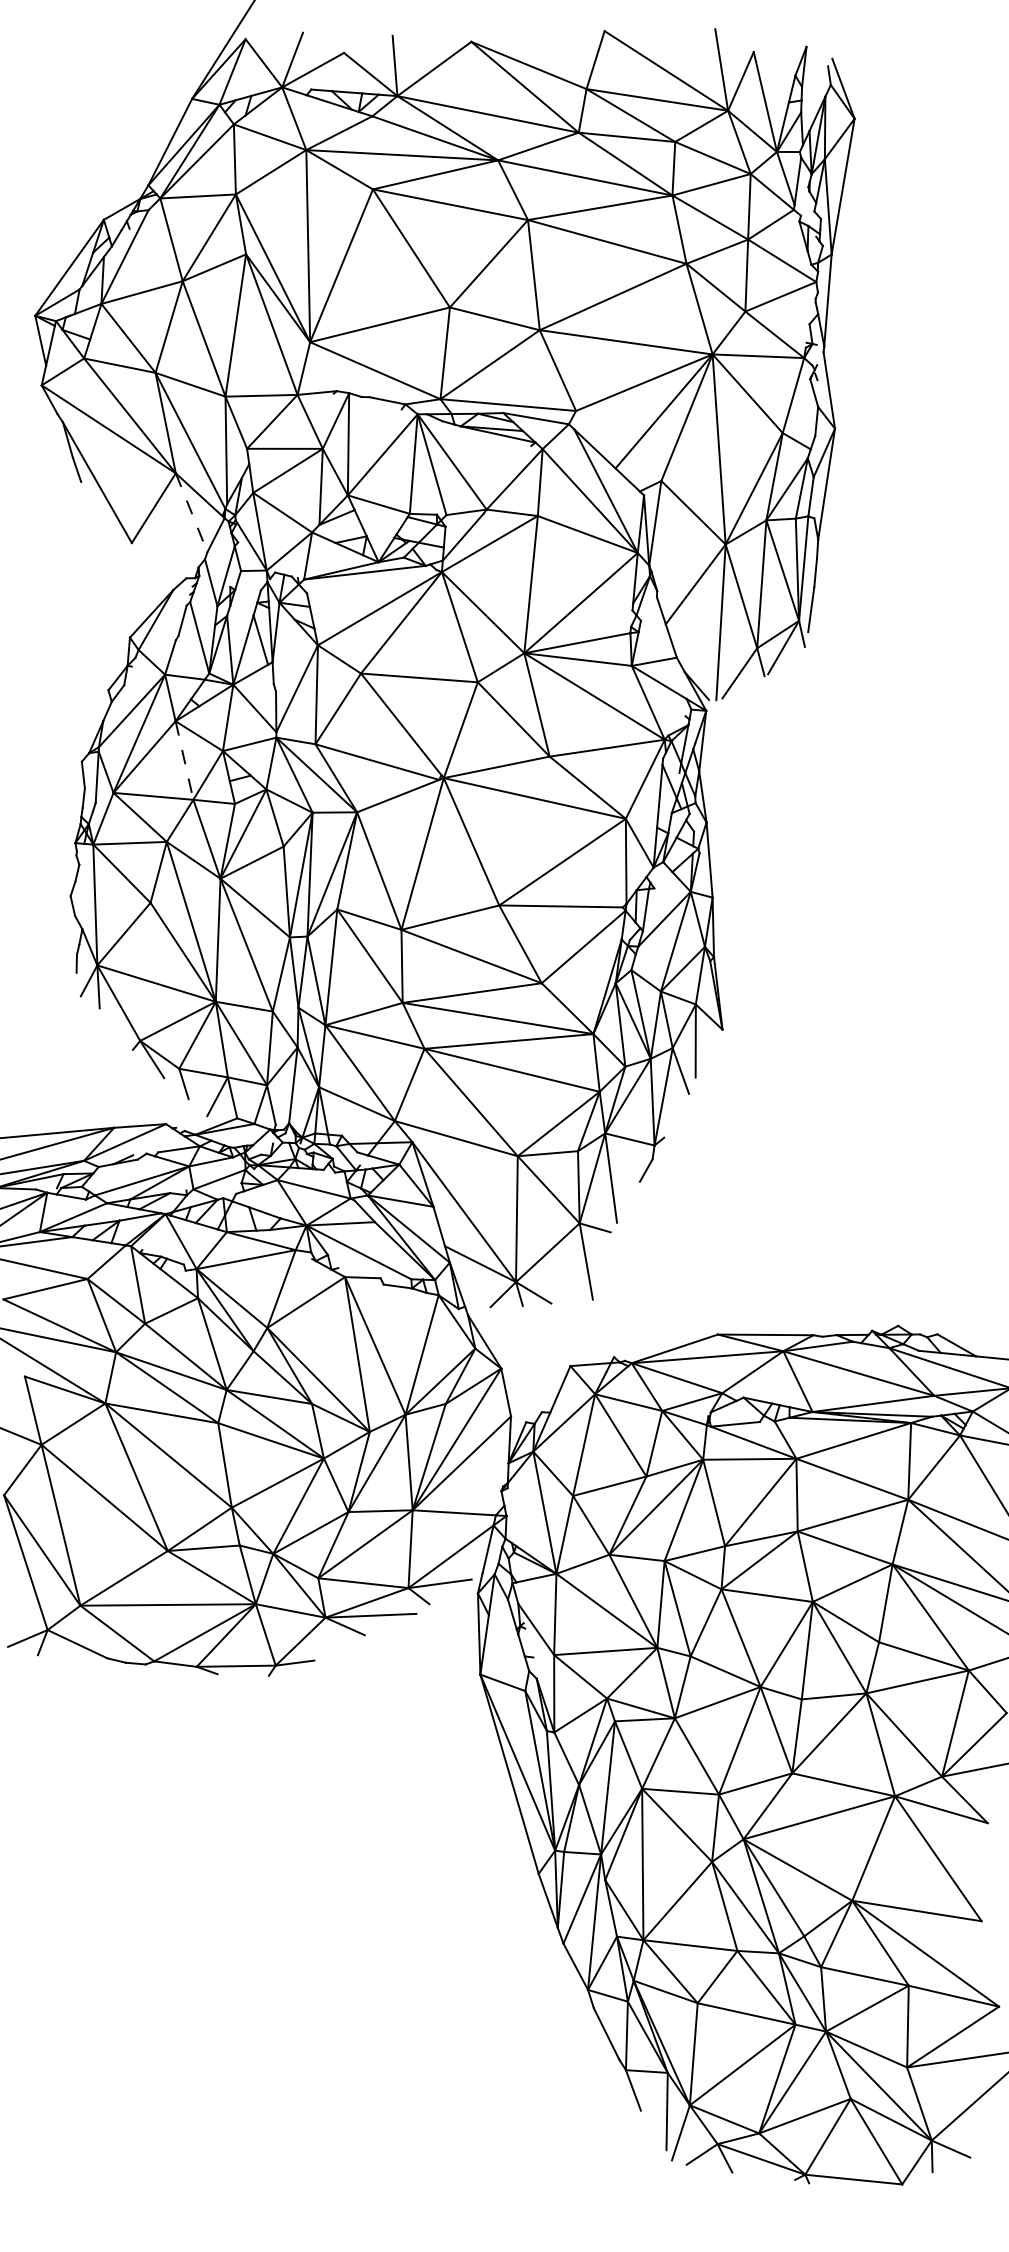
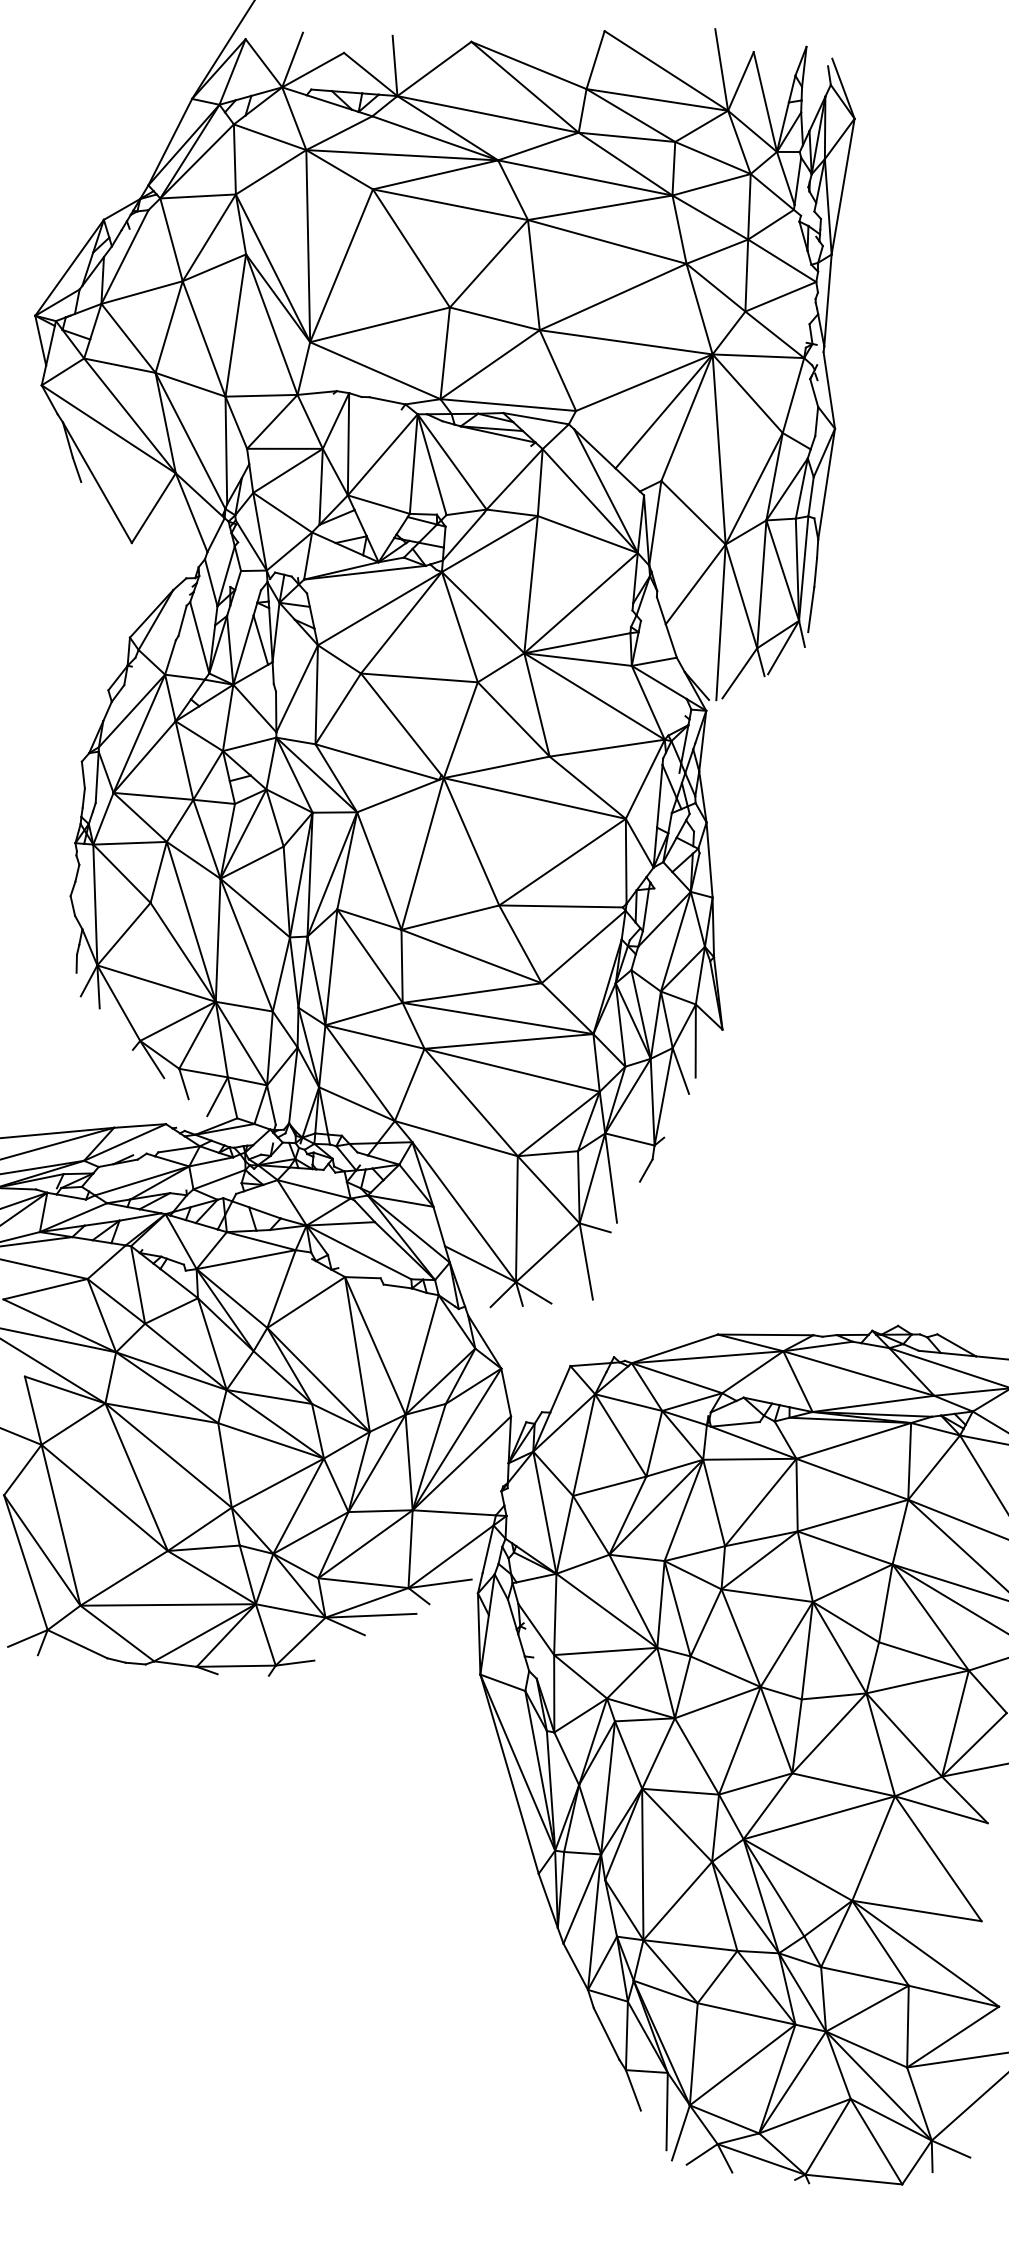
line: dashed -> solid (191, 513)
line: dashed -> solid (184, 761)
